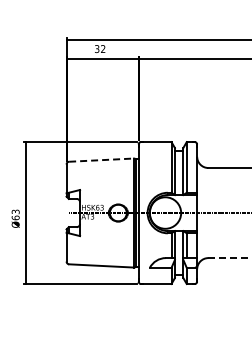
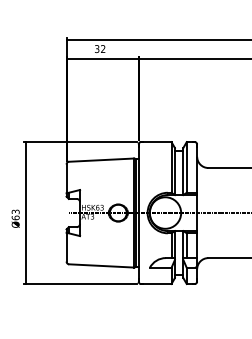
line: dashed -> solid (101, 160)
line: dashed -> solid (230, 258)
